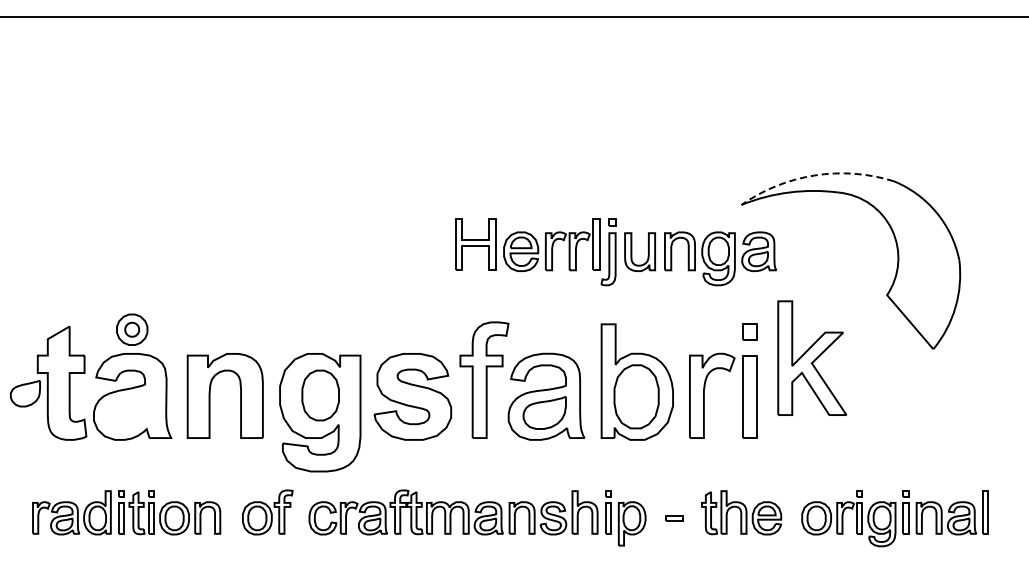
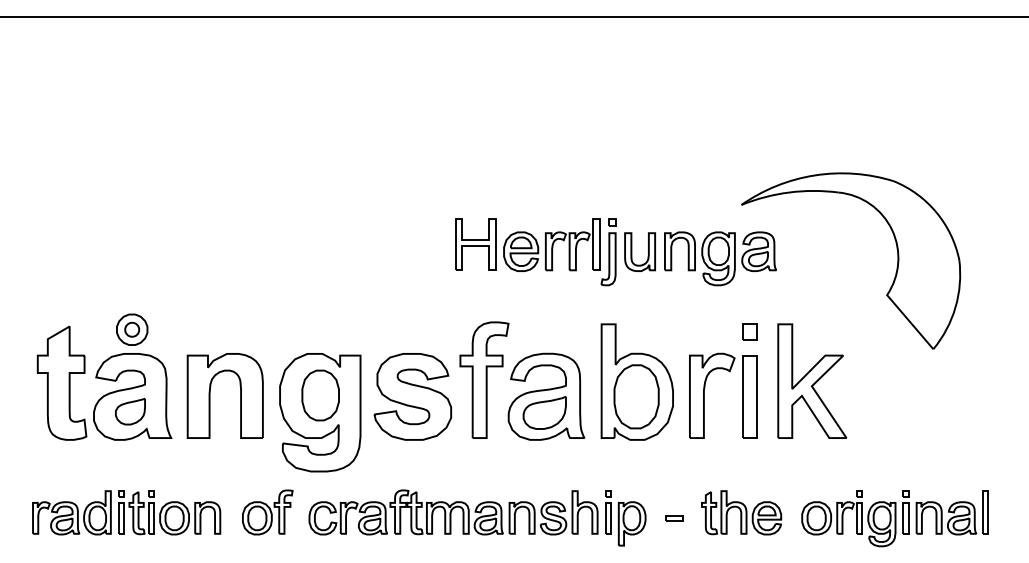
line: dashed -> solid (814, 175)
part position: (812, 357) -> (812, 380) (812, 380)
part position: (25, 393) -> (130, 411) (130, 411)
